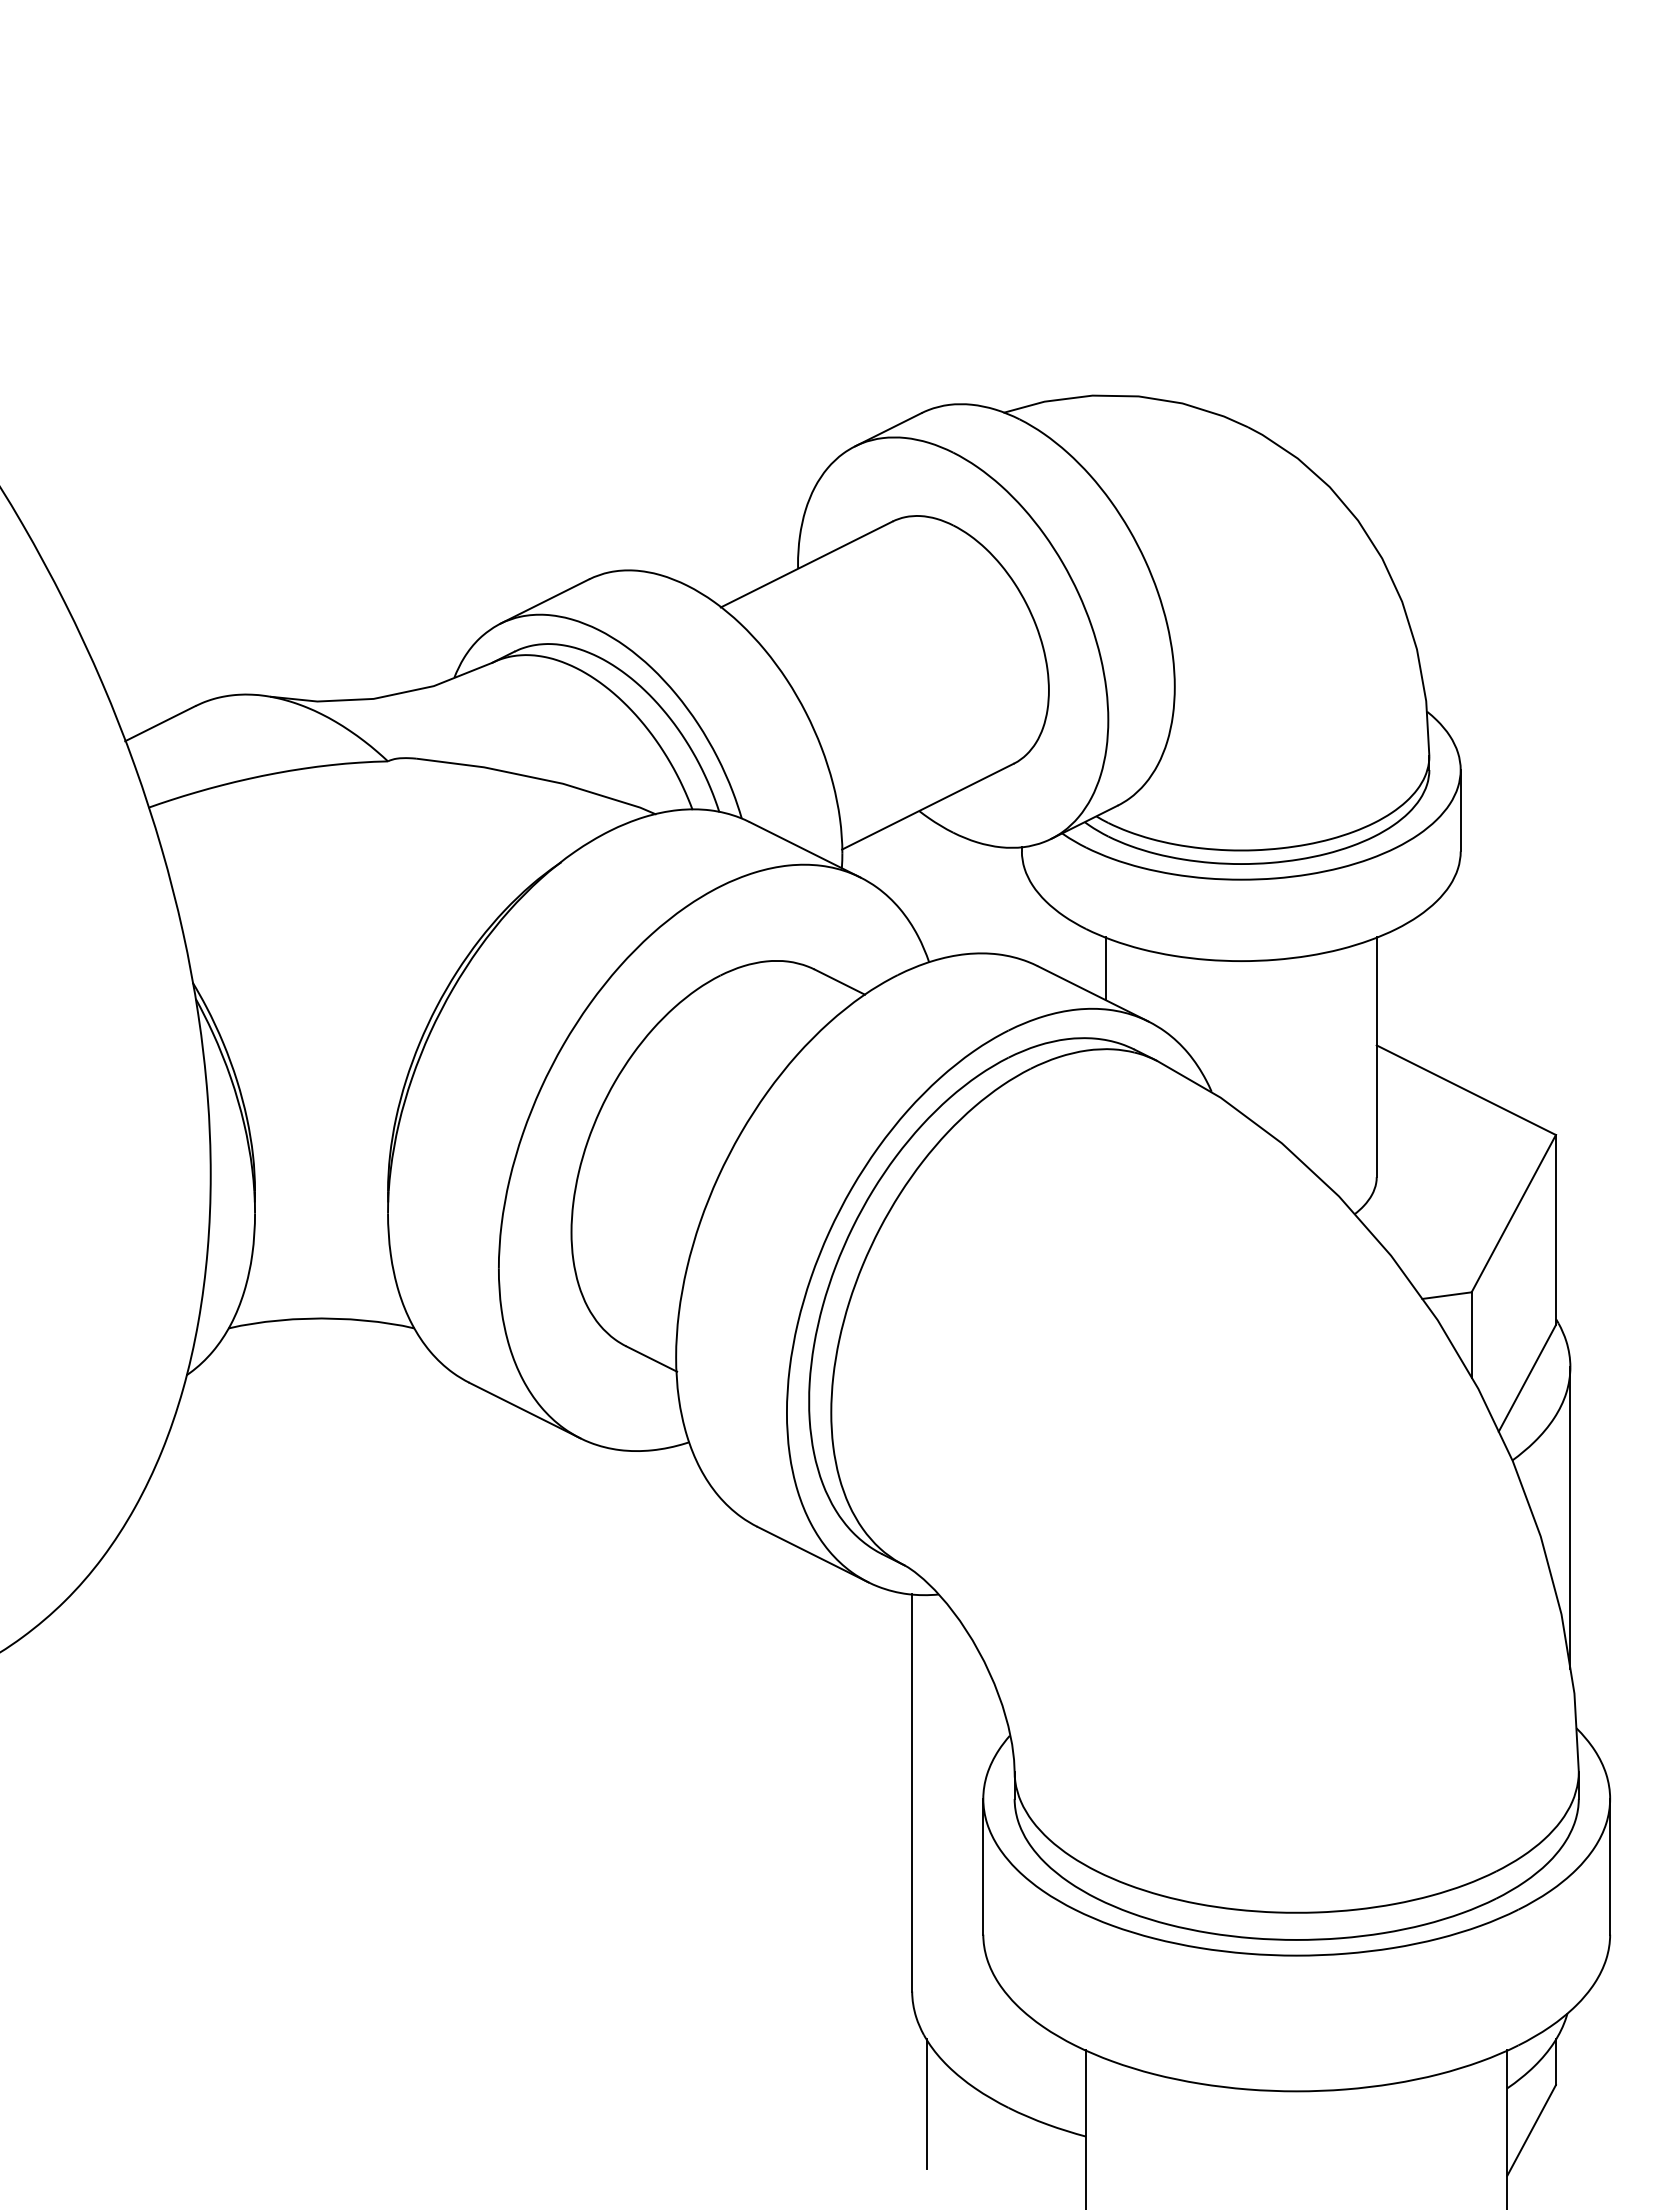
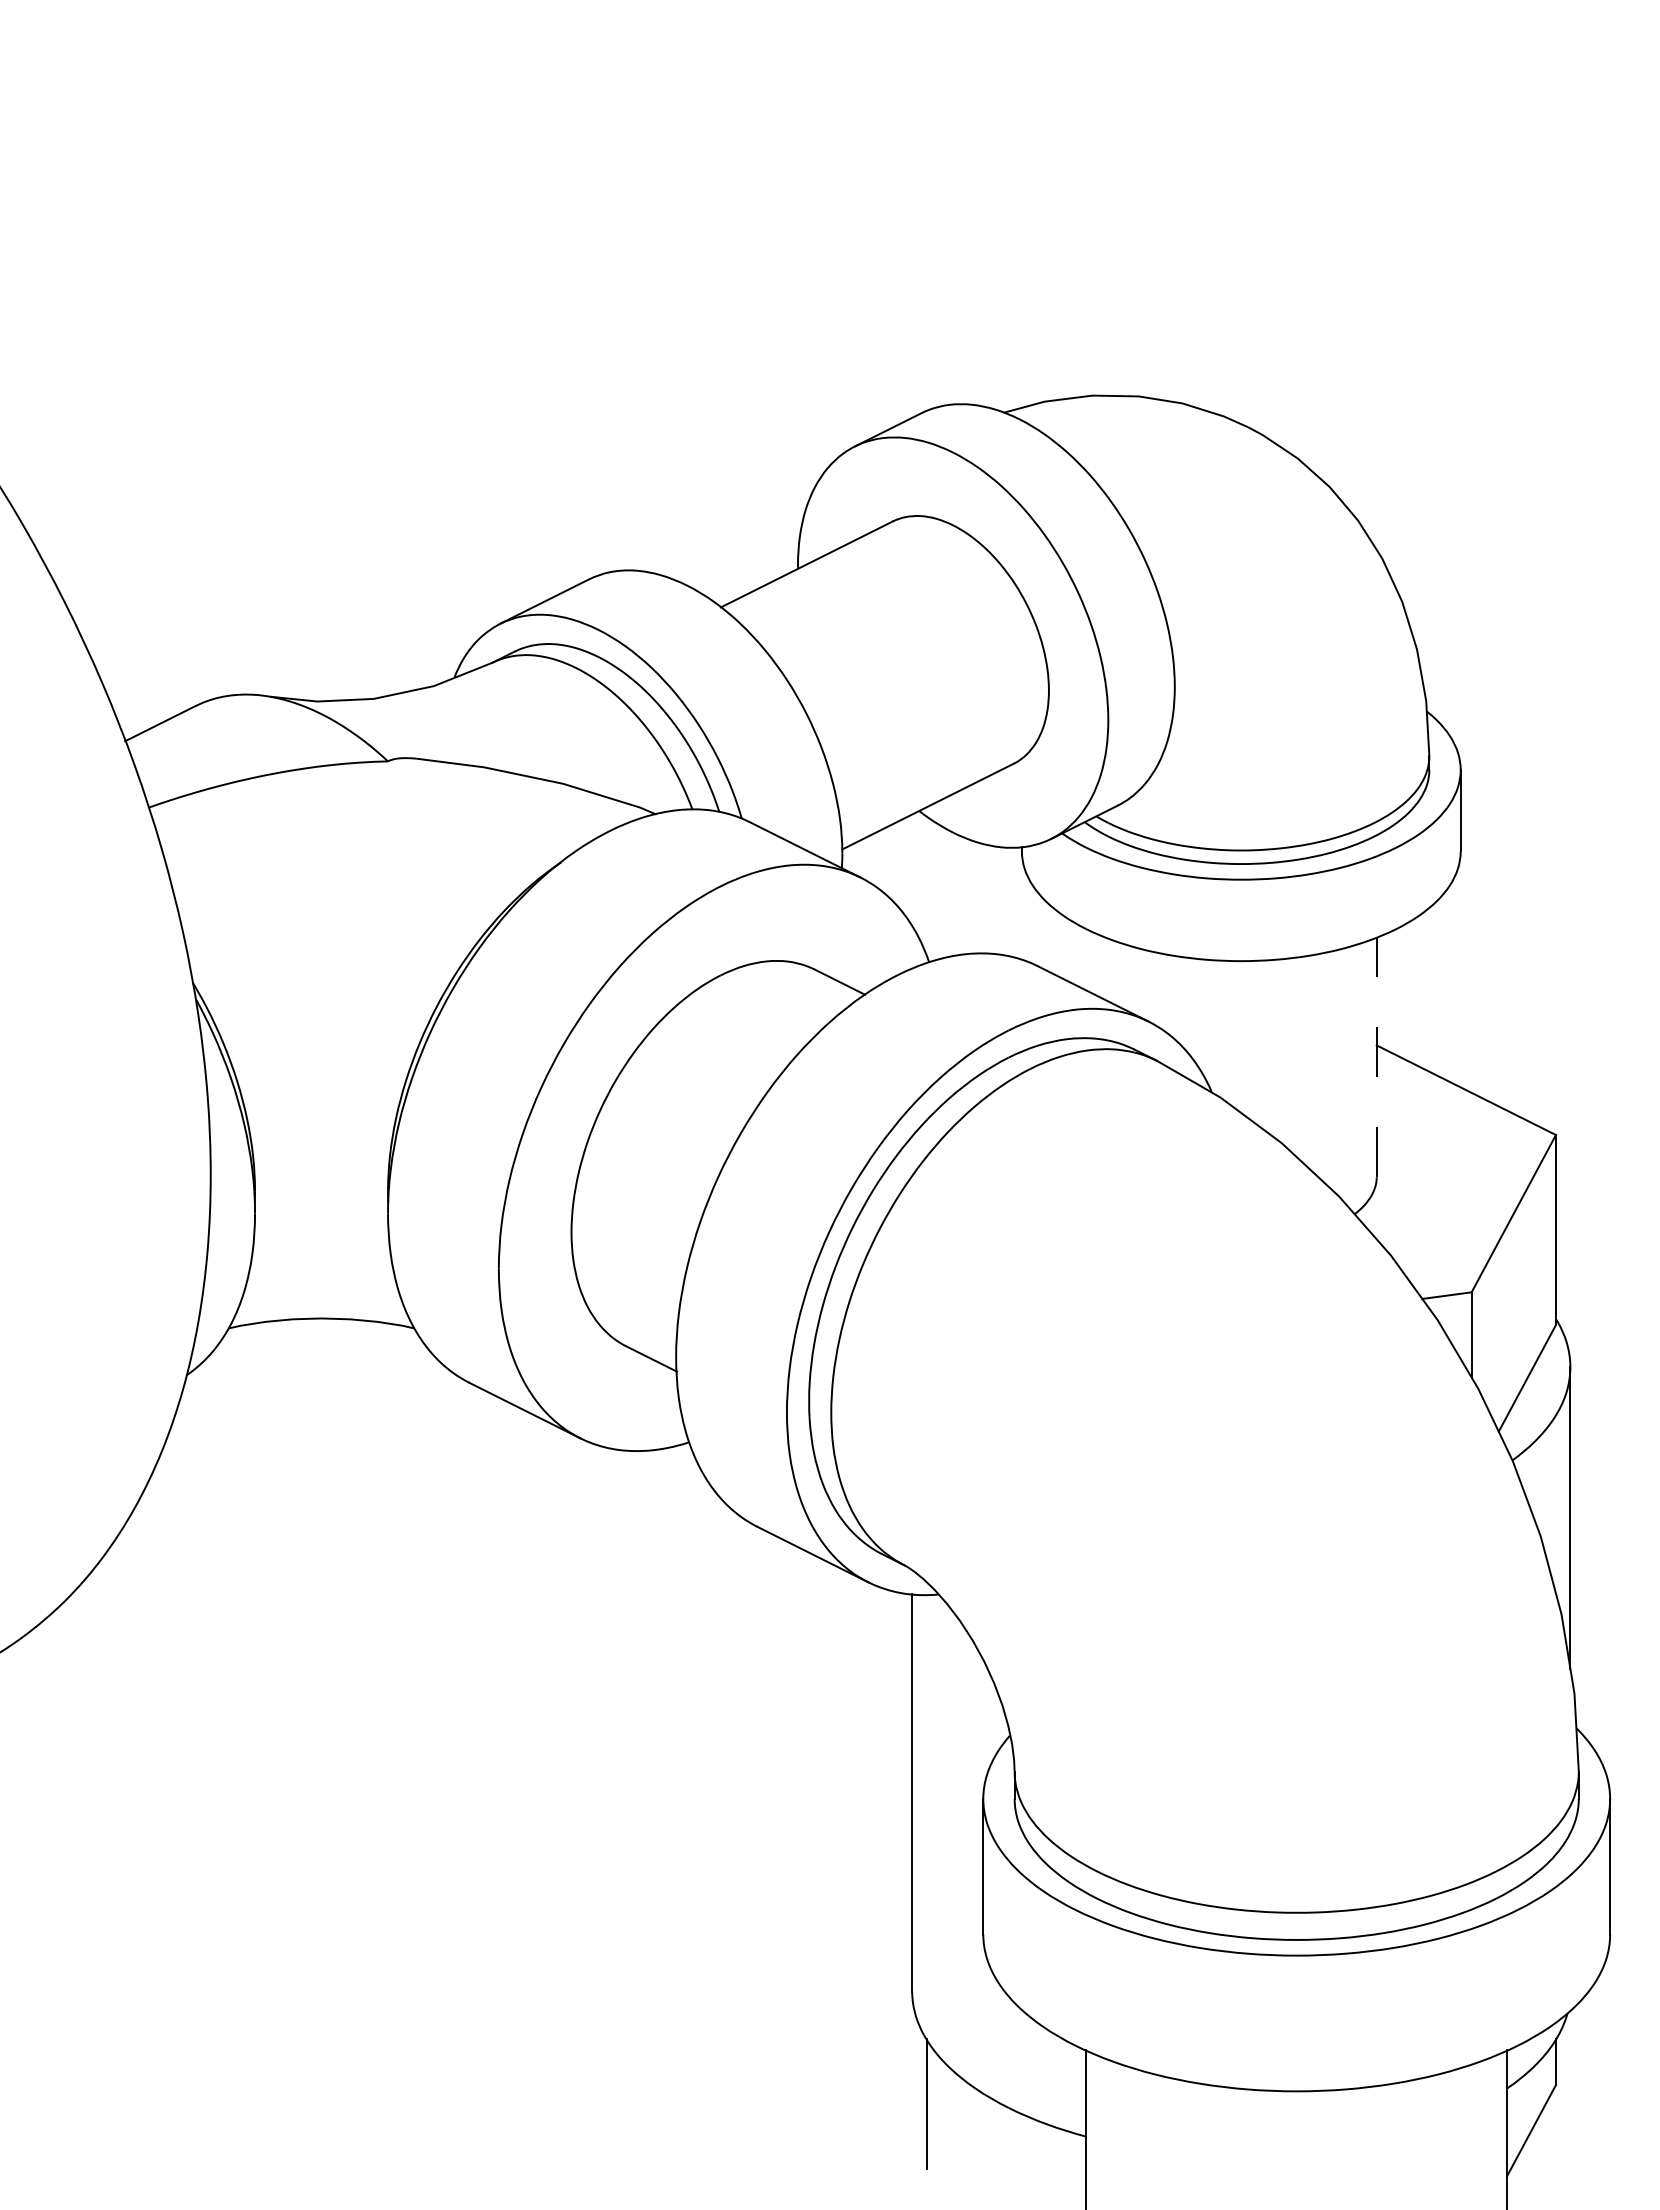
line: present -> none (1105, 968)
line: solid -> dashed (1376, 1057)
